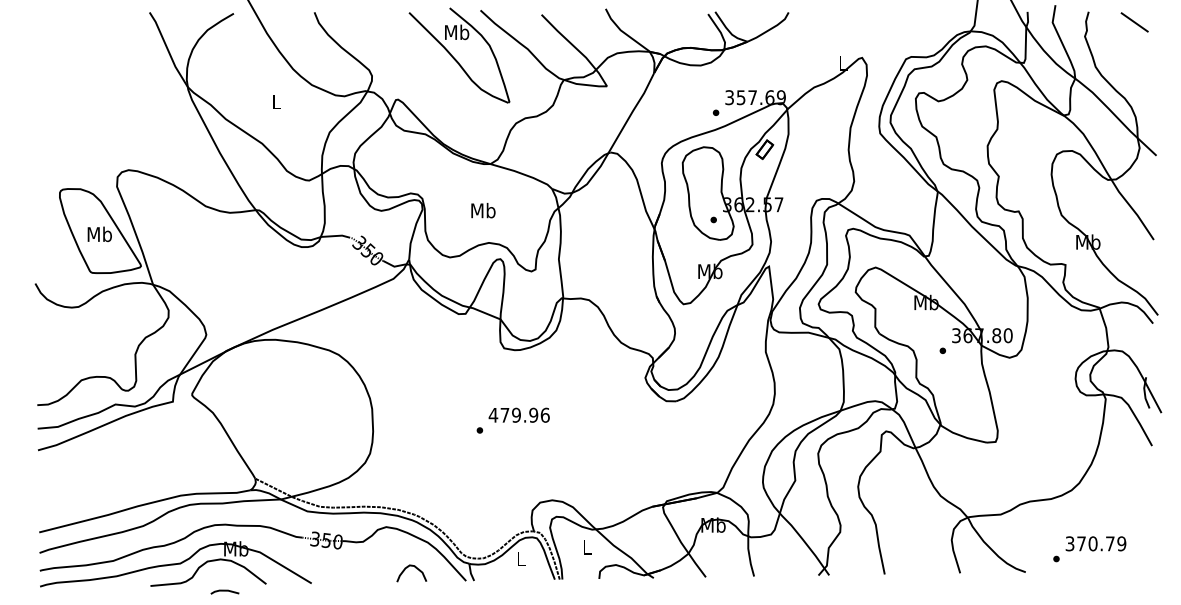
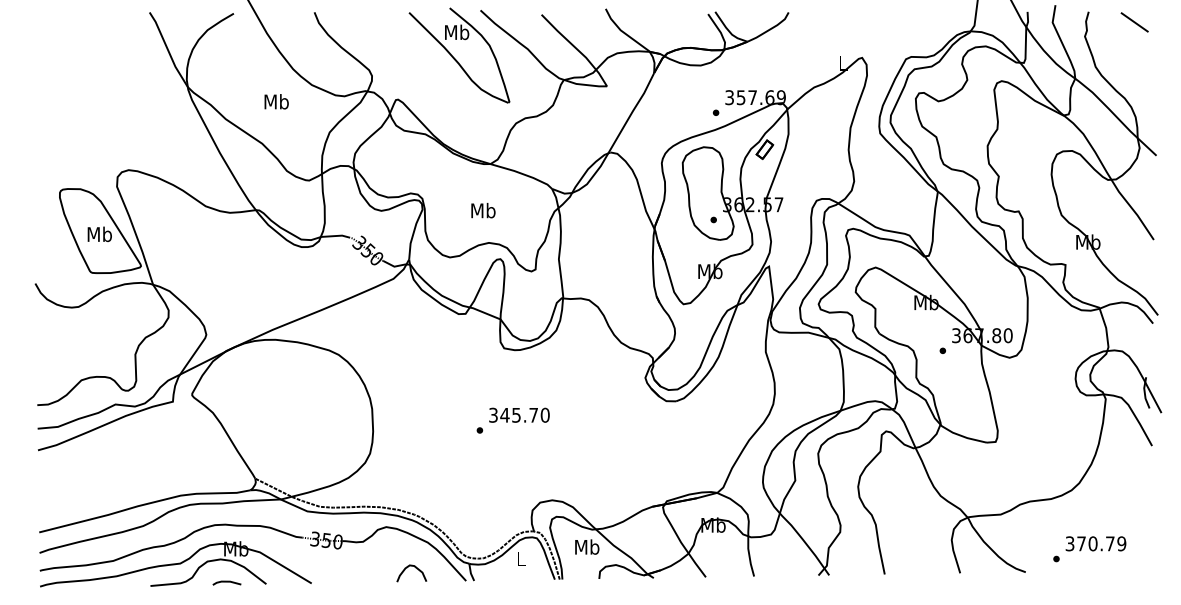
text: L -> Mb (276, 101)
text: 479.96 -> 345.70 (518, 414)
text: L -> Mb (587, 546)
line position: (224, 591) -> (226, 582) (226, 582)
